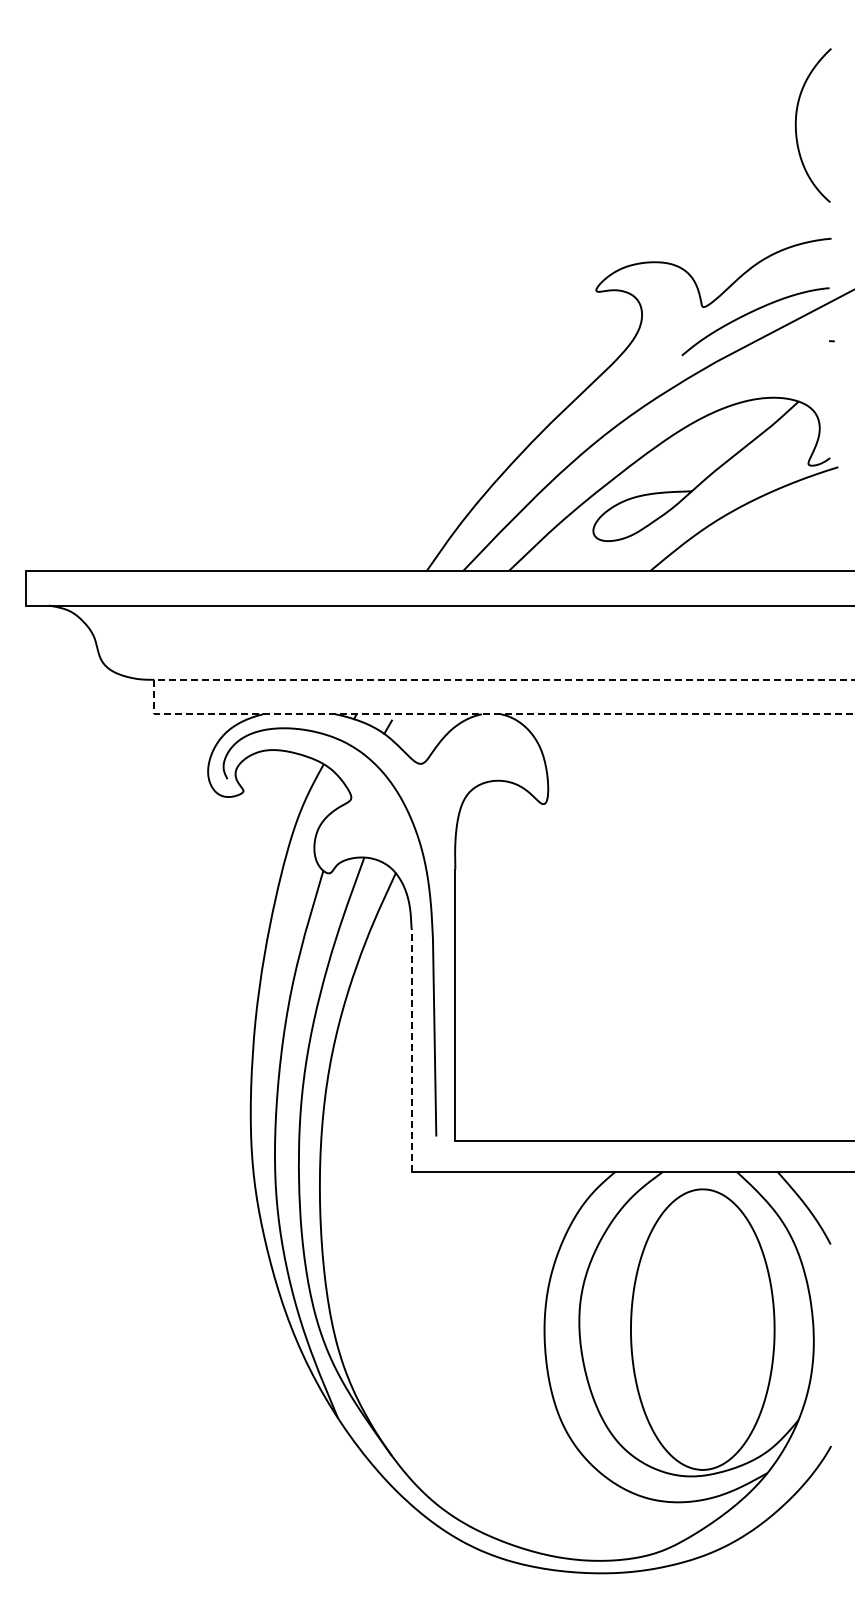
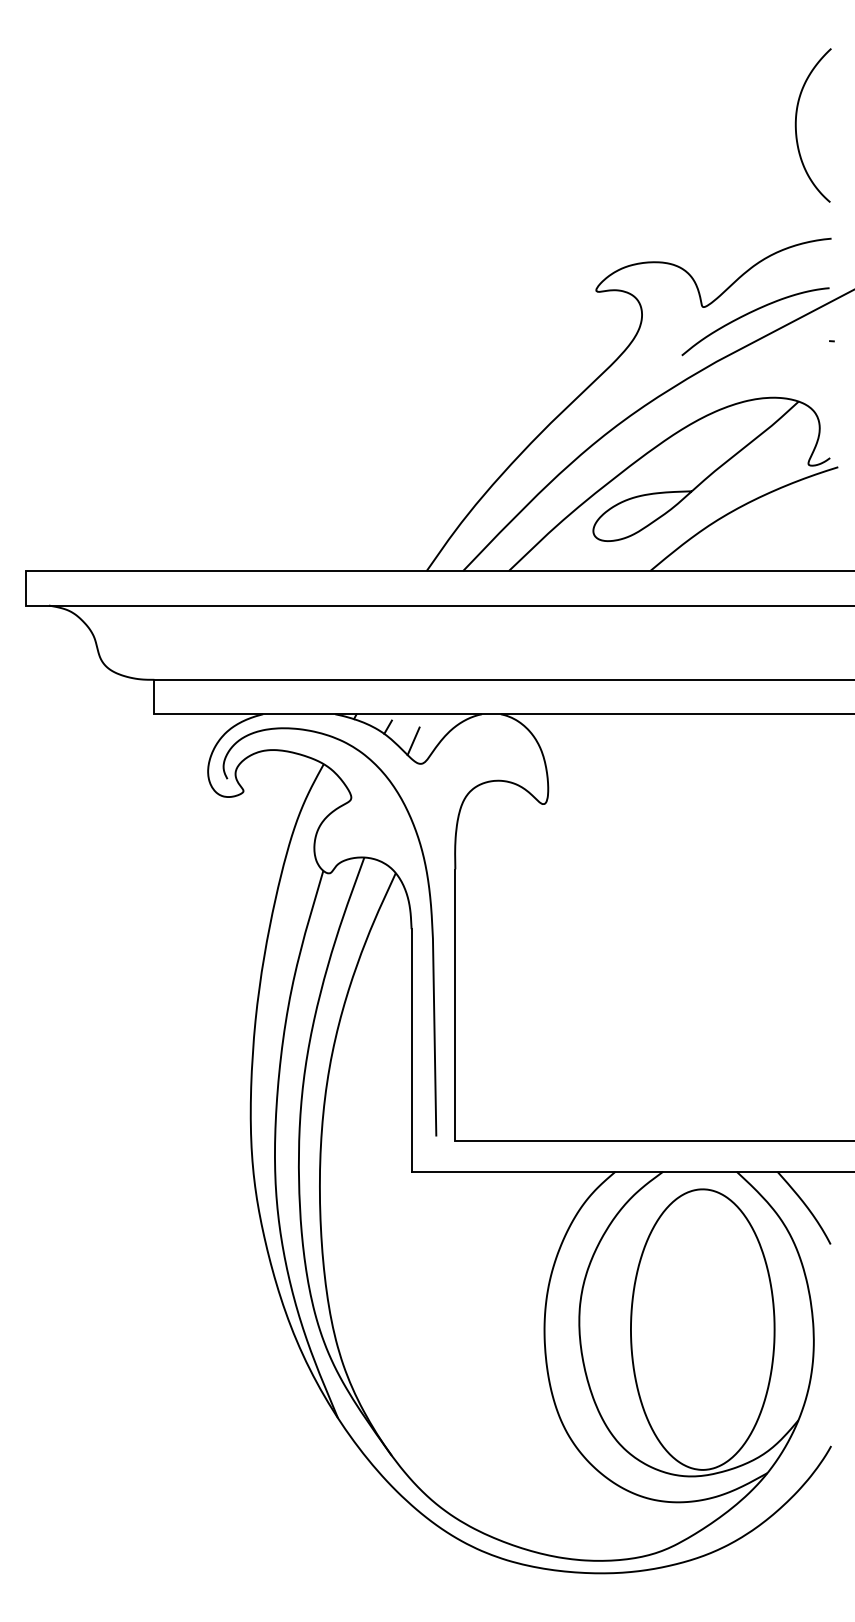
line: dashed -> solid (154, 697)
line: none -> present (413, 741)
line: dashed -> solid (411, 1049)
